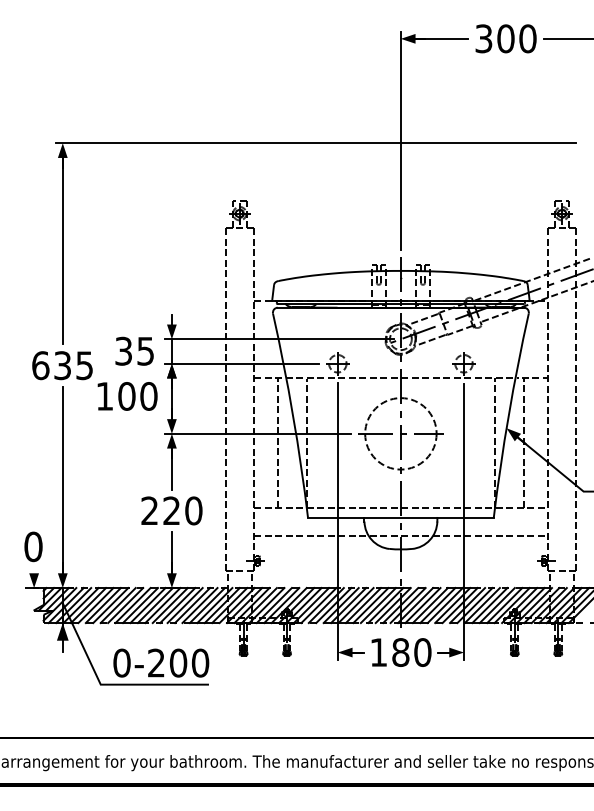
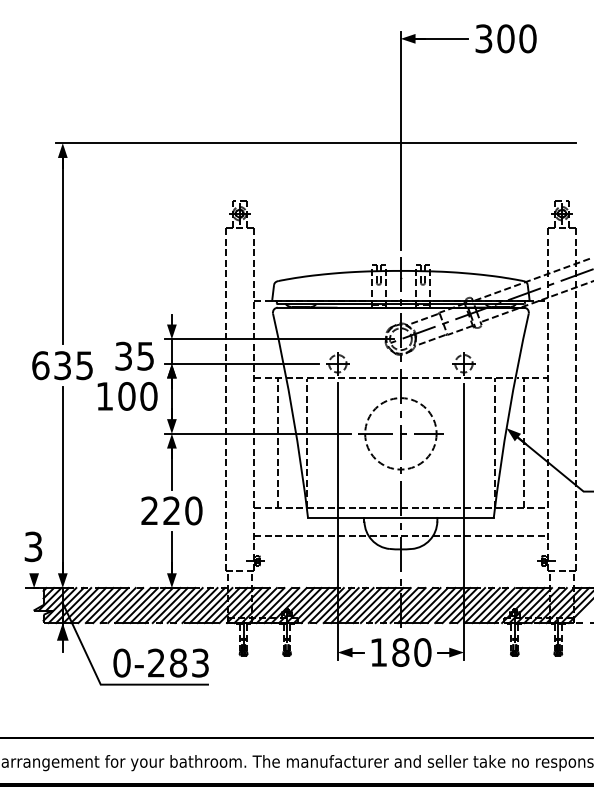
line: present -> none (566, 38)
text position: (134, 350) -> (134, 355) (134, 355)
text: 0 -> 3 (33, 546)
text: 0-200 -> 0-283 (189, 662)
